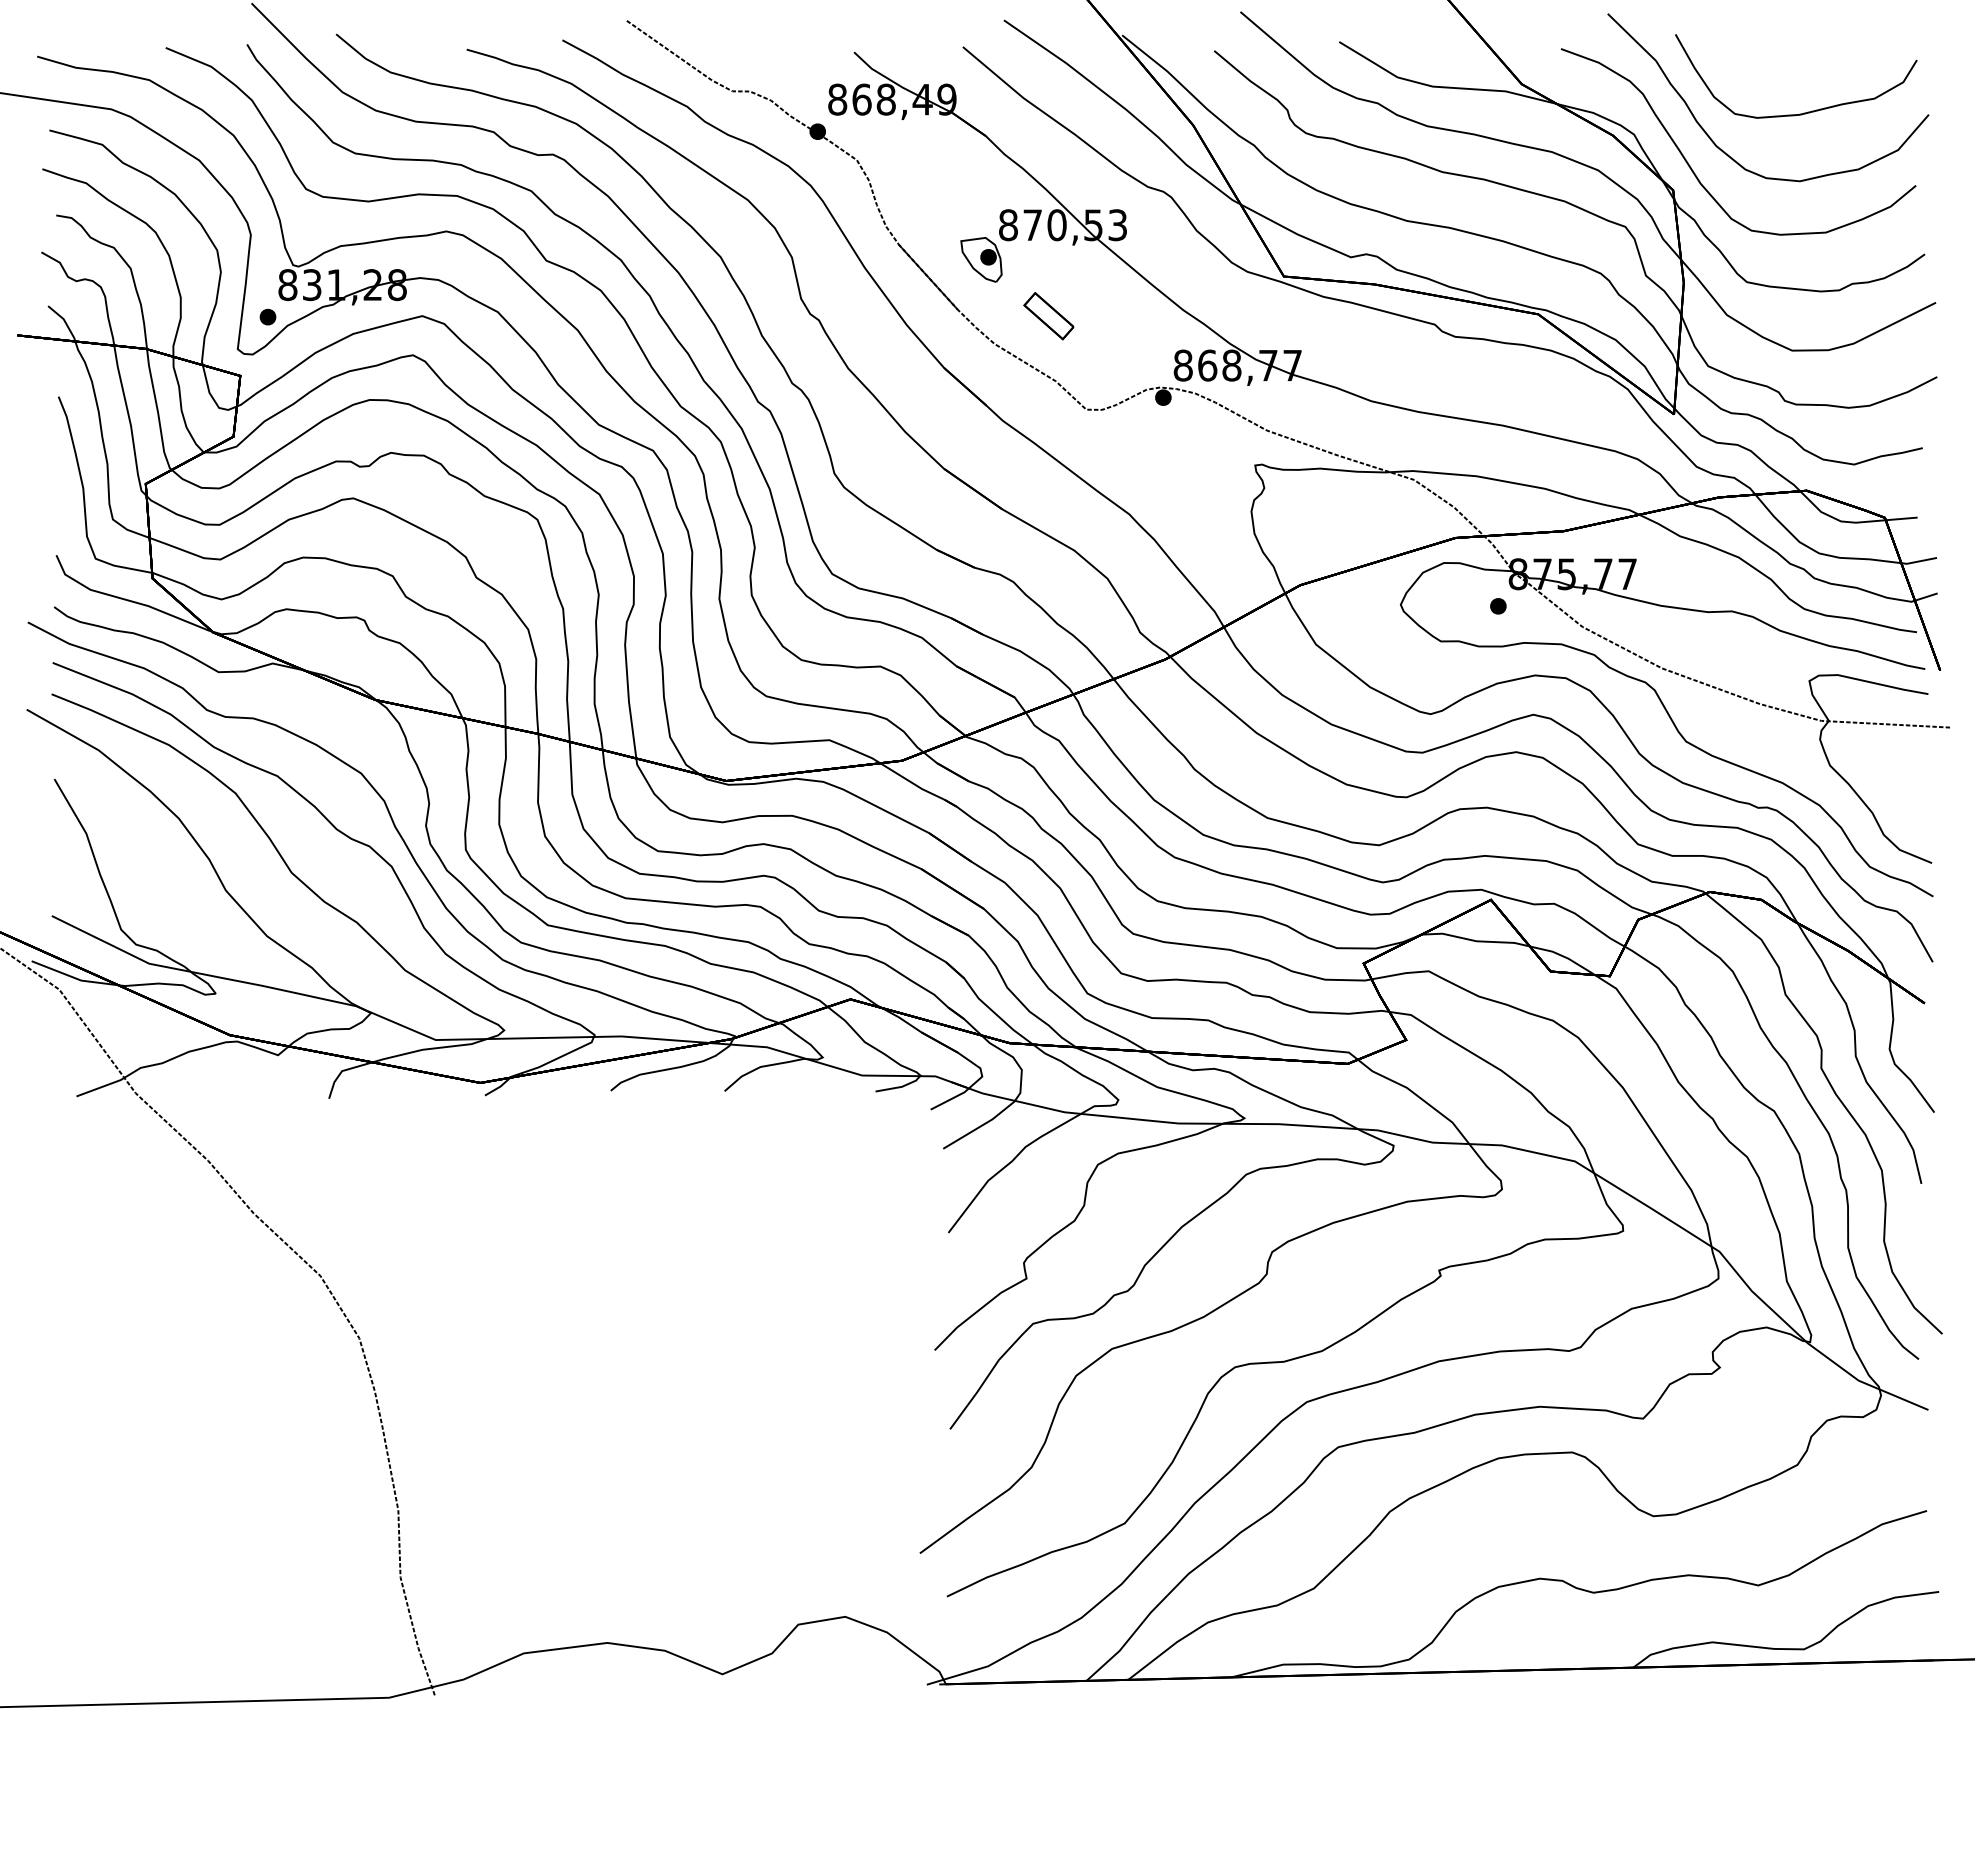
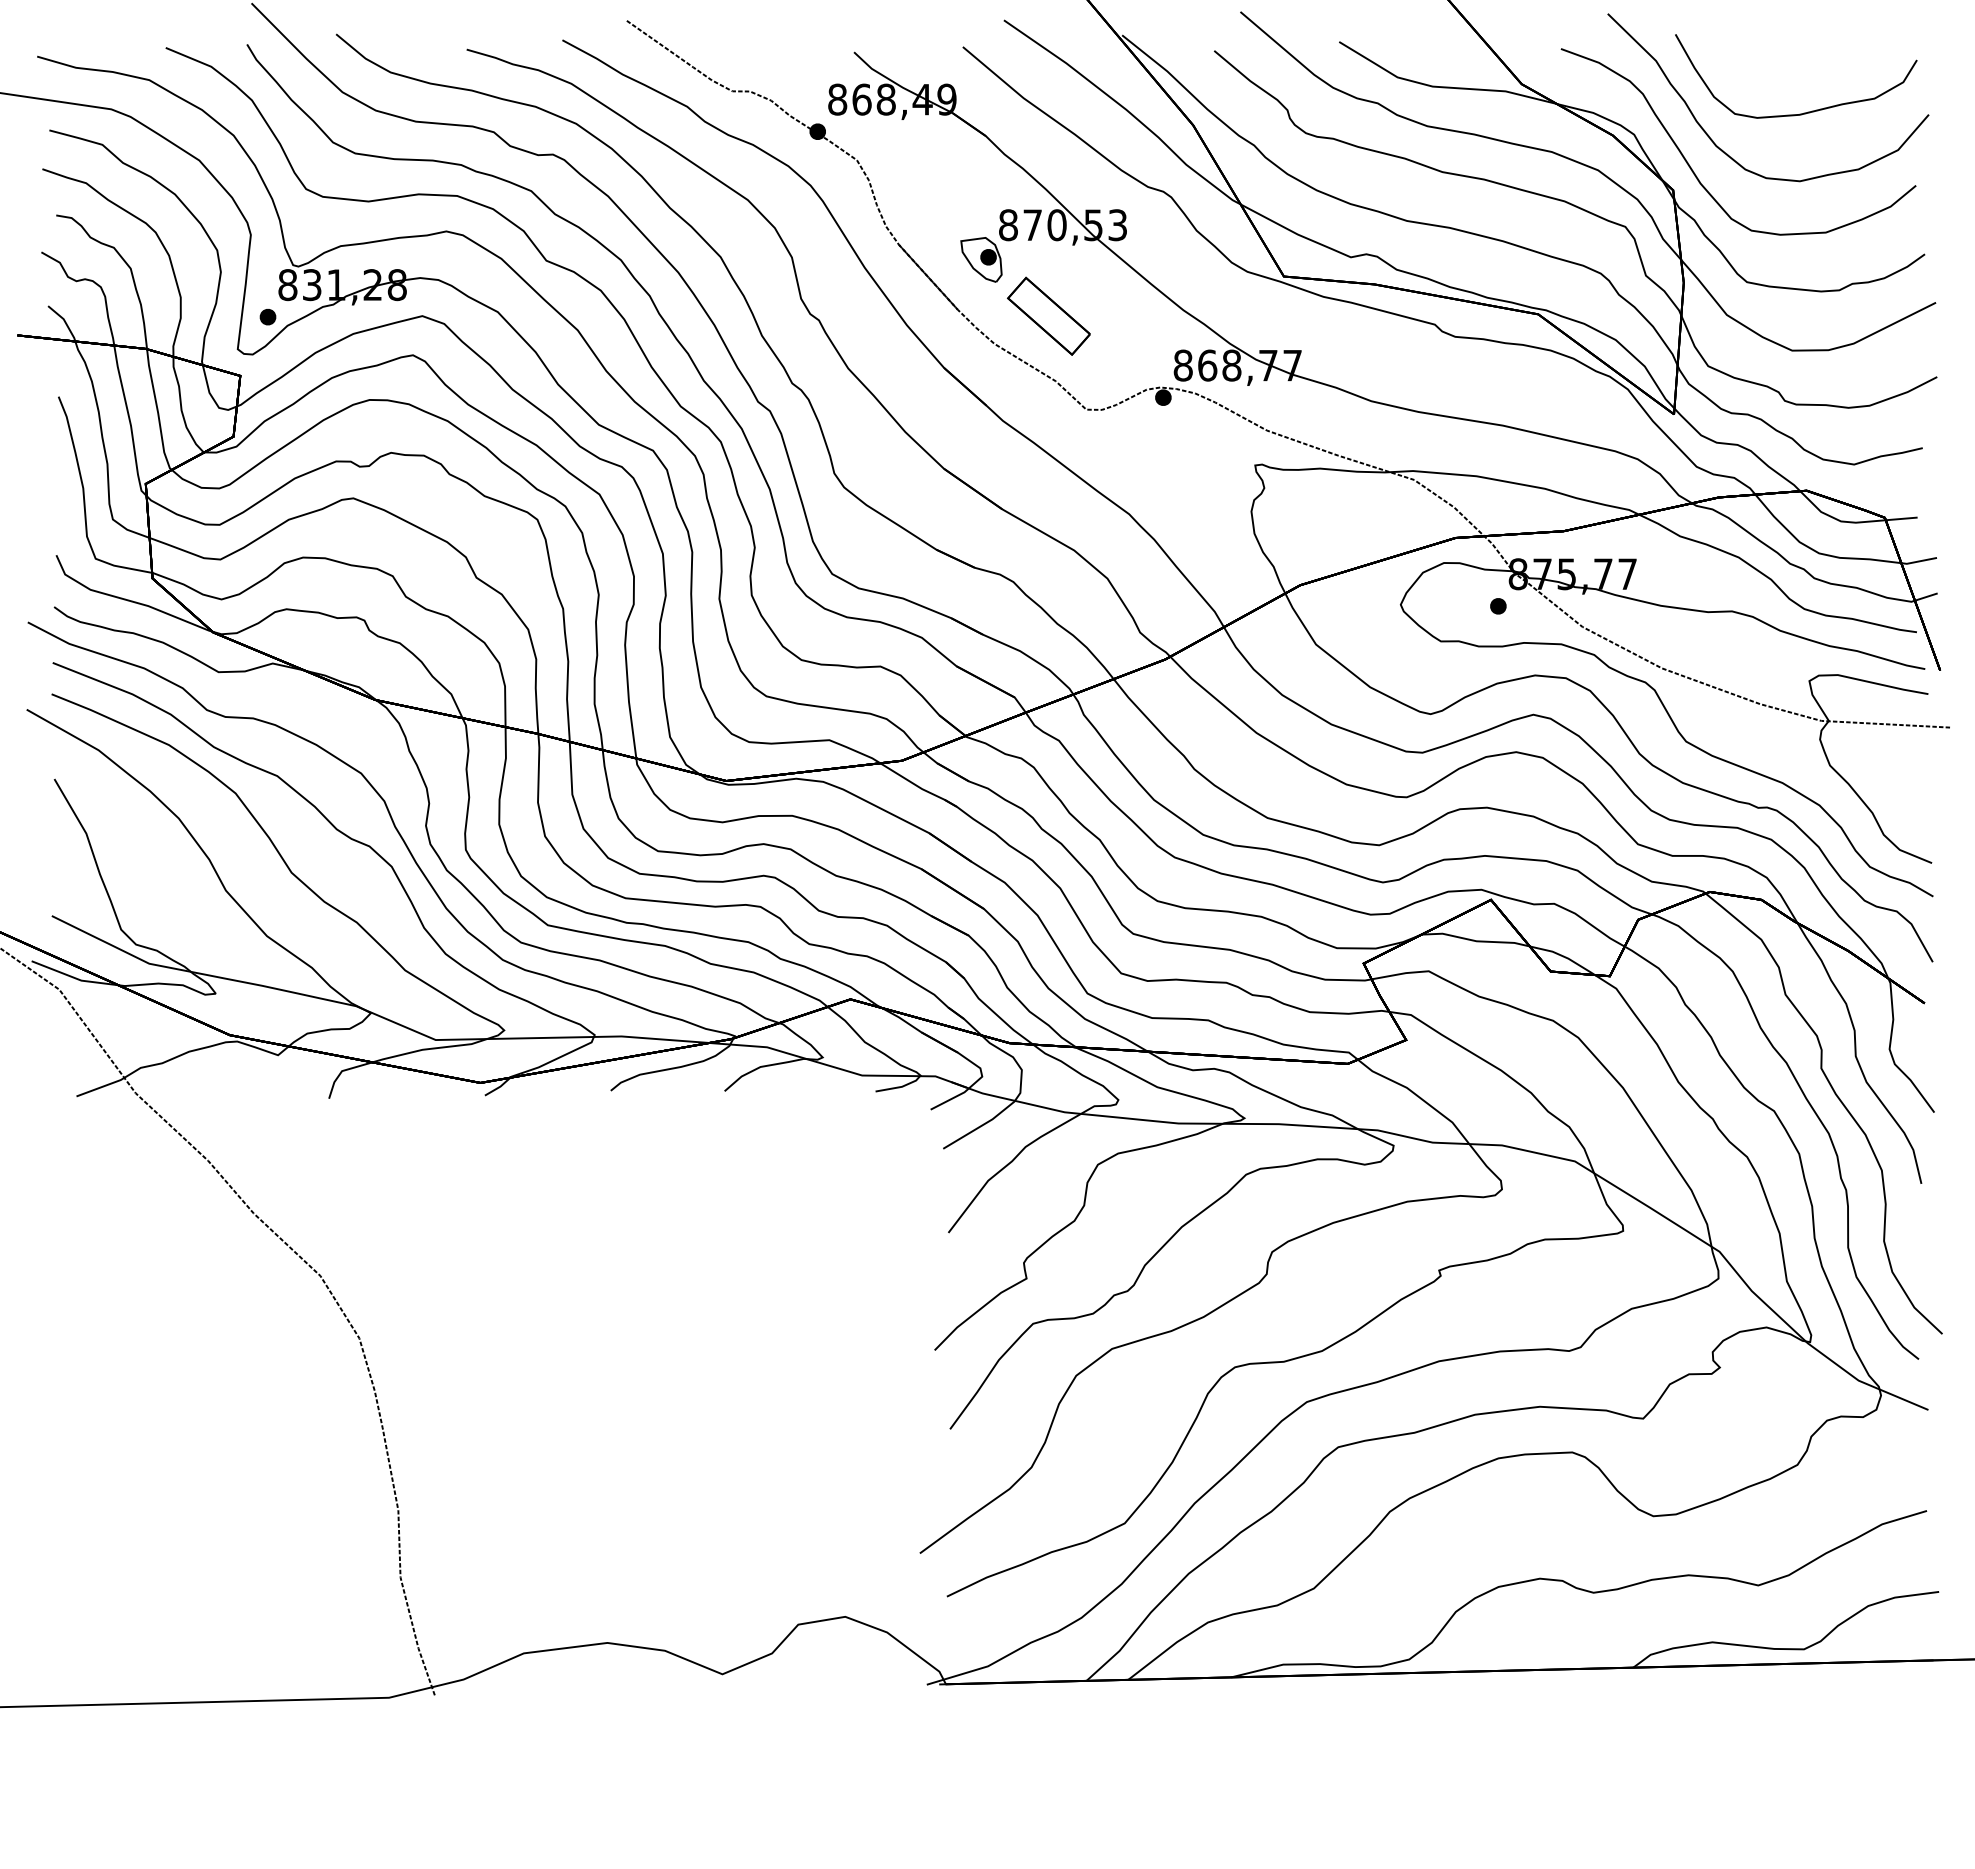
part size: 52x49 px -> 84x80 px (1048, 315)
